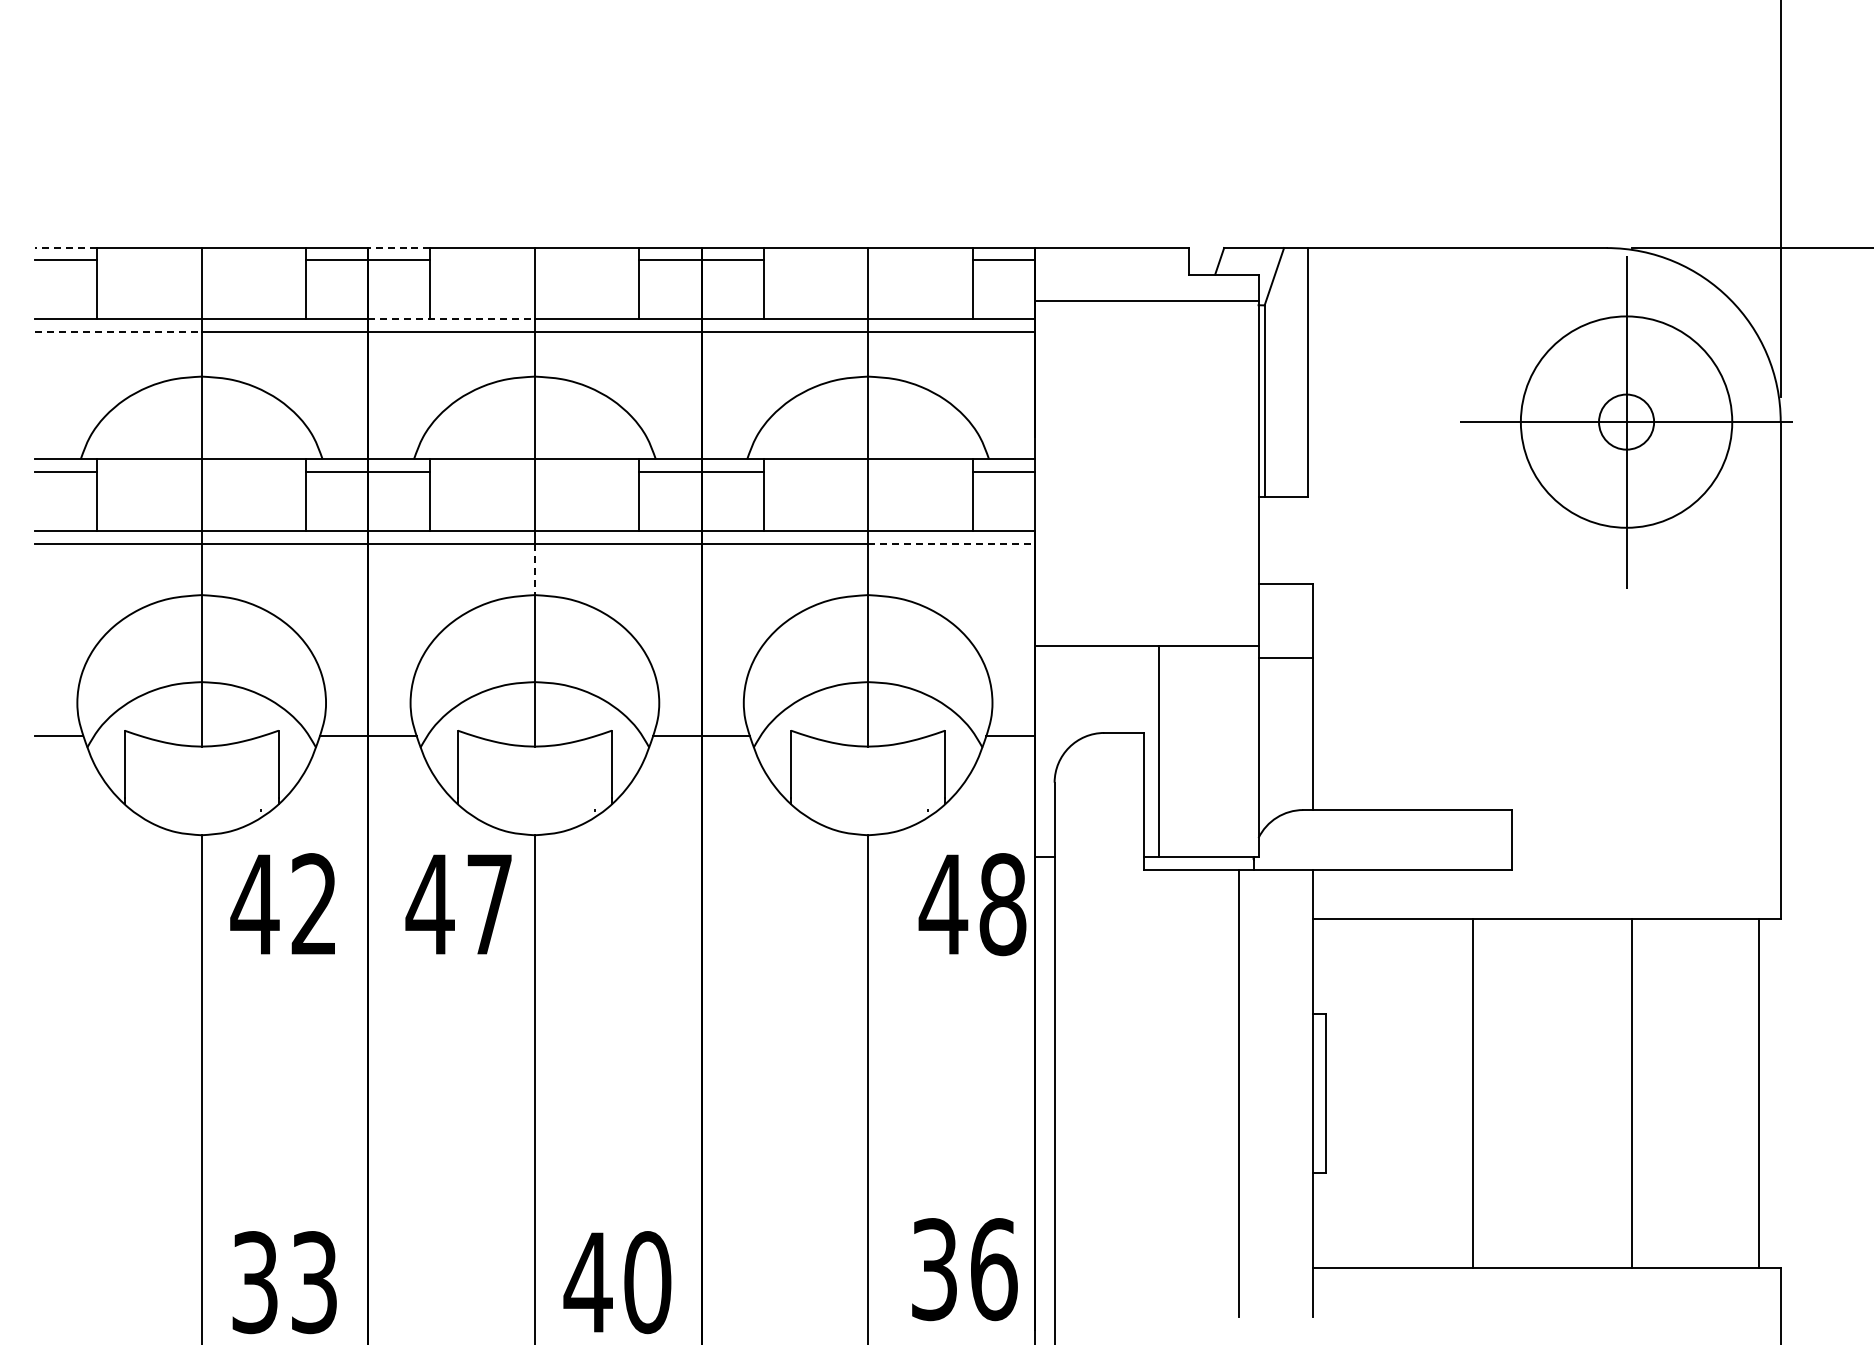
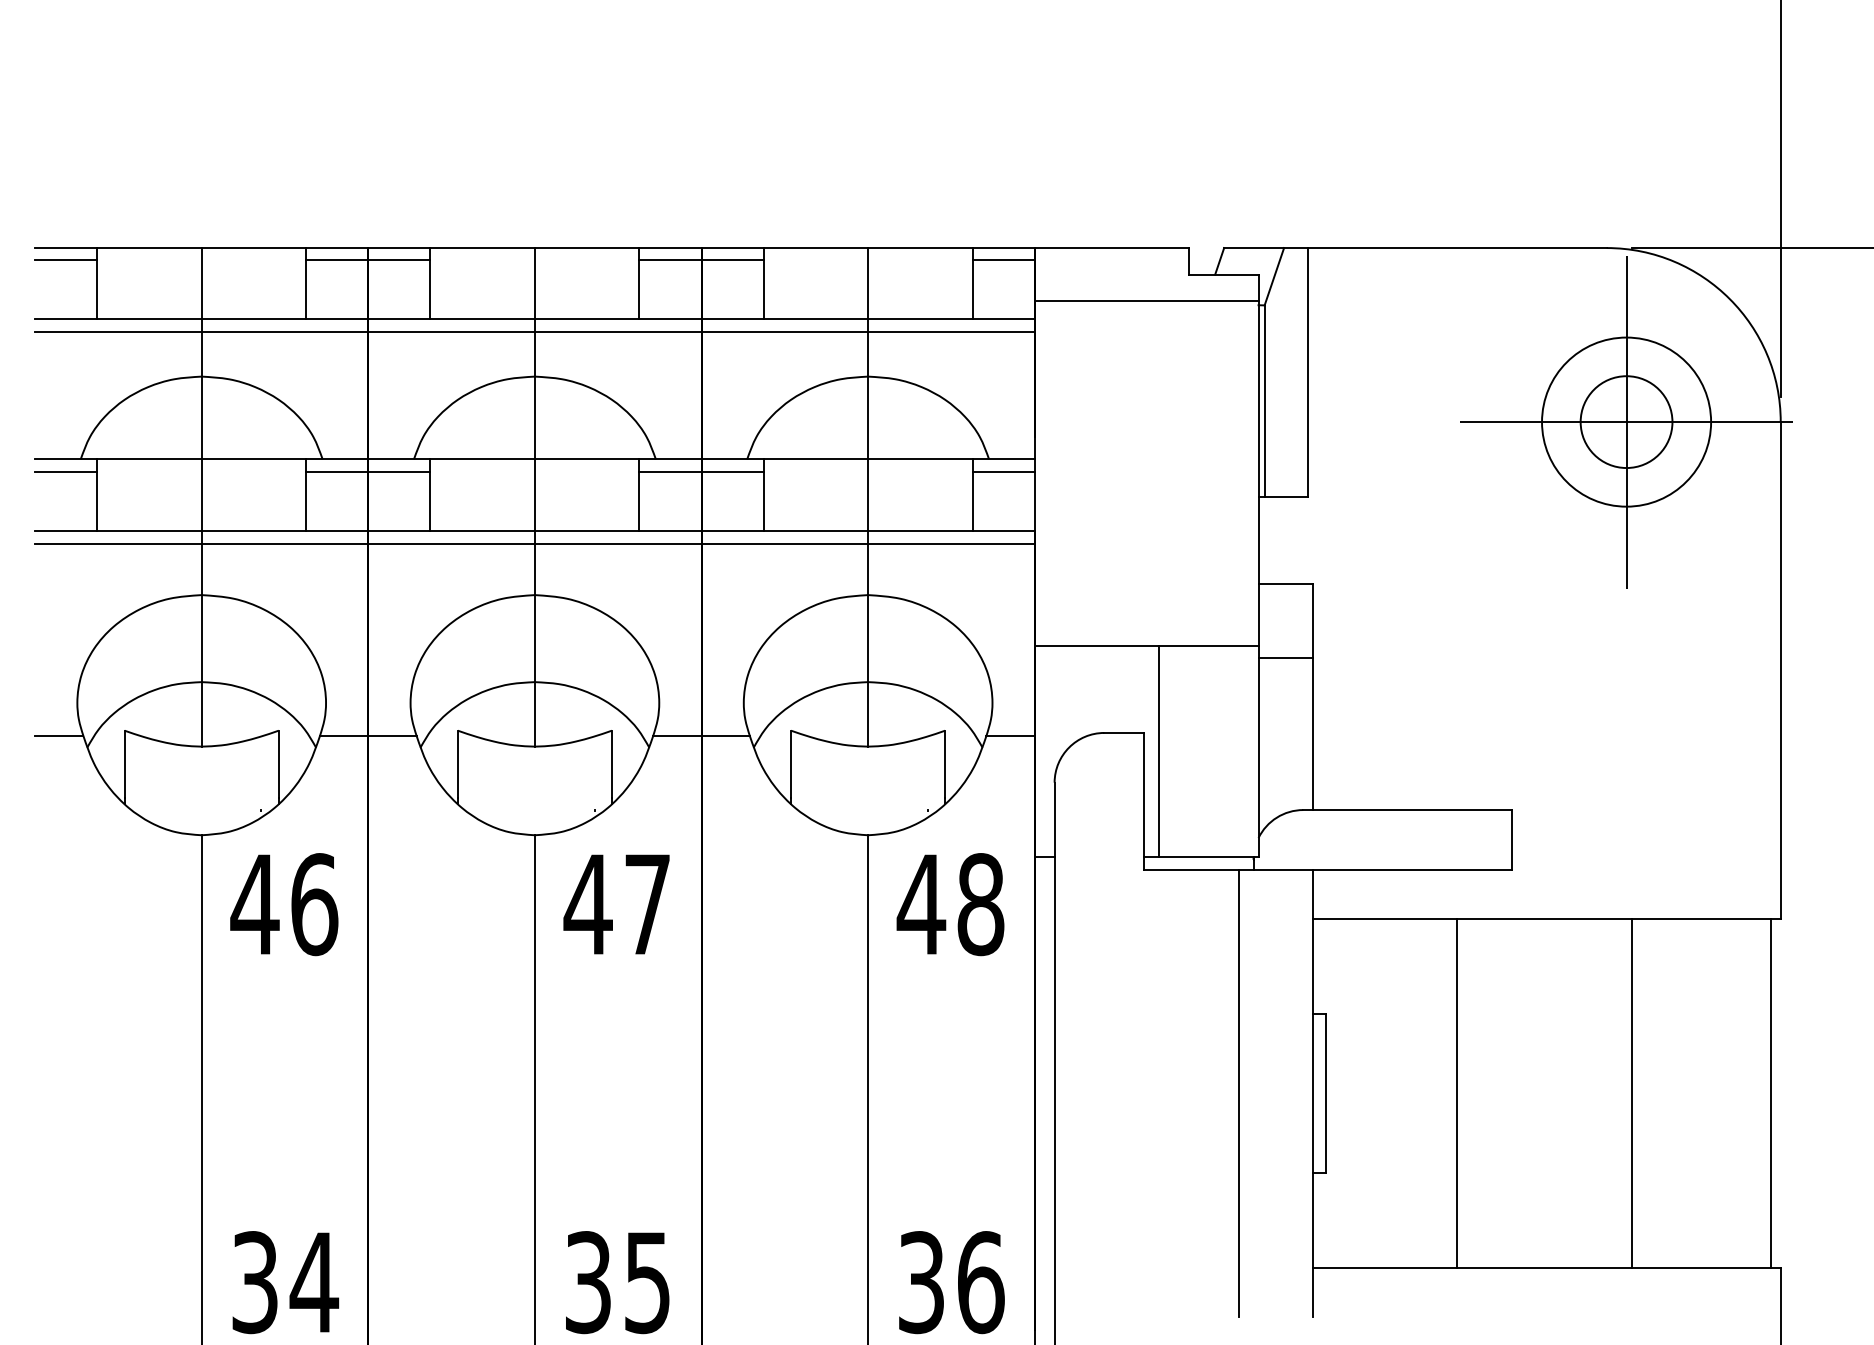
line: dashed -> solid (65, 248)
line: dashed -> solid (398, 248)
line: dashed -> solid (452, 319)
line: dashed -> solid (118, 331)
circle diameter: 211 px -> 169 px (1626, 421)
circle diameter: 55 px -> 92 px (1626, 422)
line: dashed -> solid (951, 543)
line: dashed -> solid (534, 569)
text: 42 -> 46 (314, 904)
text position: (458, 904) -> (616, 904) (616, 904)
text position: (972, 904) -> (950, 904) (950, 904)
line position: (1473, 1093) -> (1457, 1093) (1457, 1093)
line position: (1758, 1093) -> (1770, 1093) (1770, 1093)
text position: (964, 1269) -> (951, 1282) (951, 1282)
text: 33 -> 34 (314, 1282)
text: 40 -> 35 (617, 1282)
